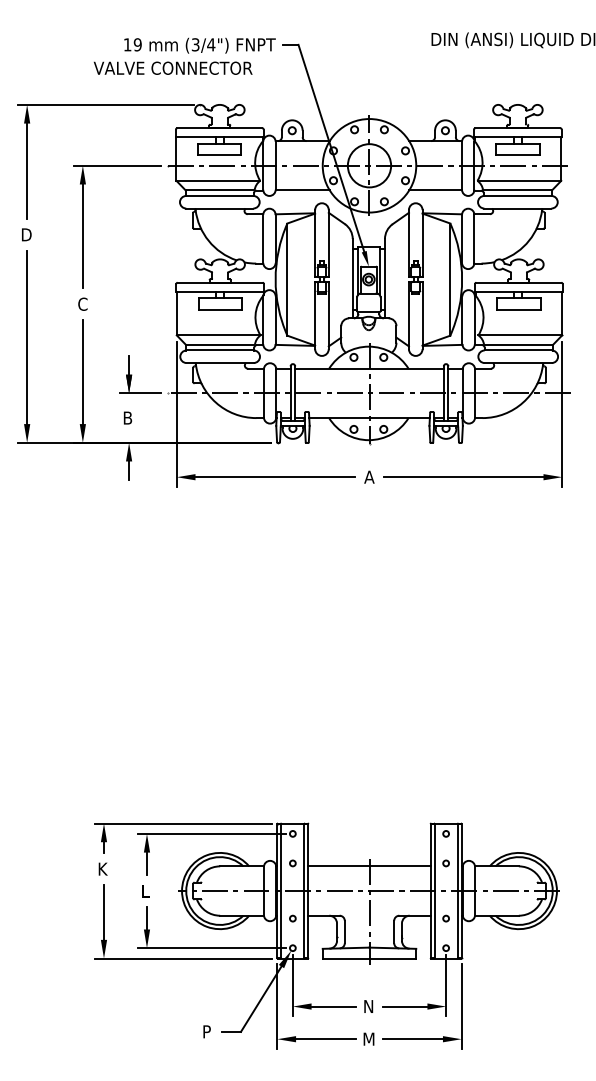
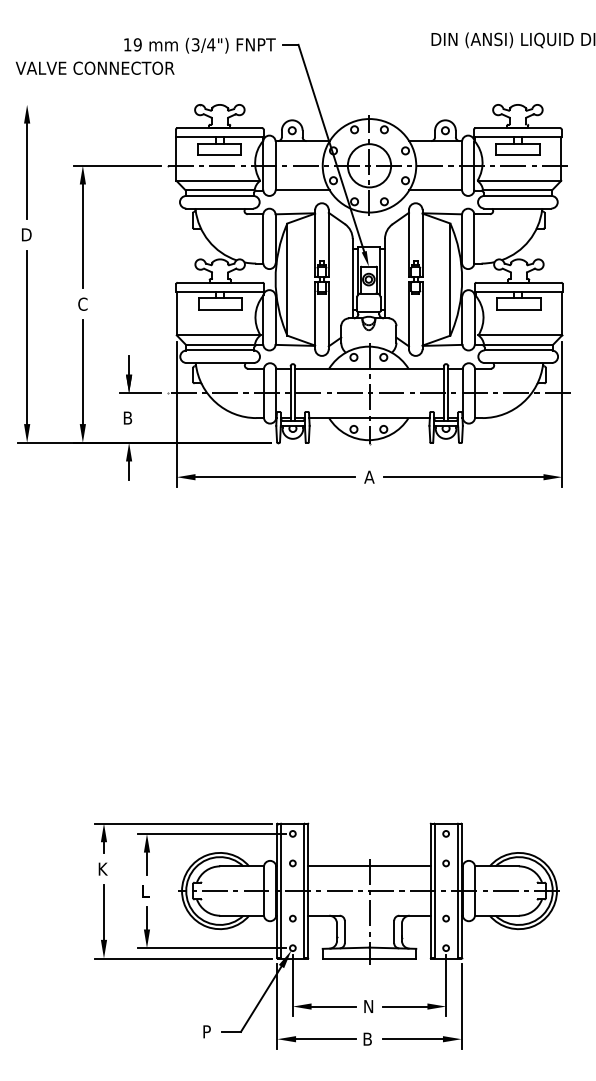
text position: (172, 67) -> (94, 67) (94, 67)
line: present -> none (105, 104)
text: M -> B (369, 1038)
